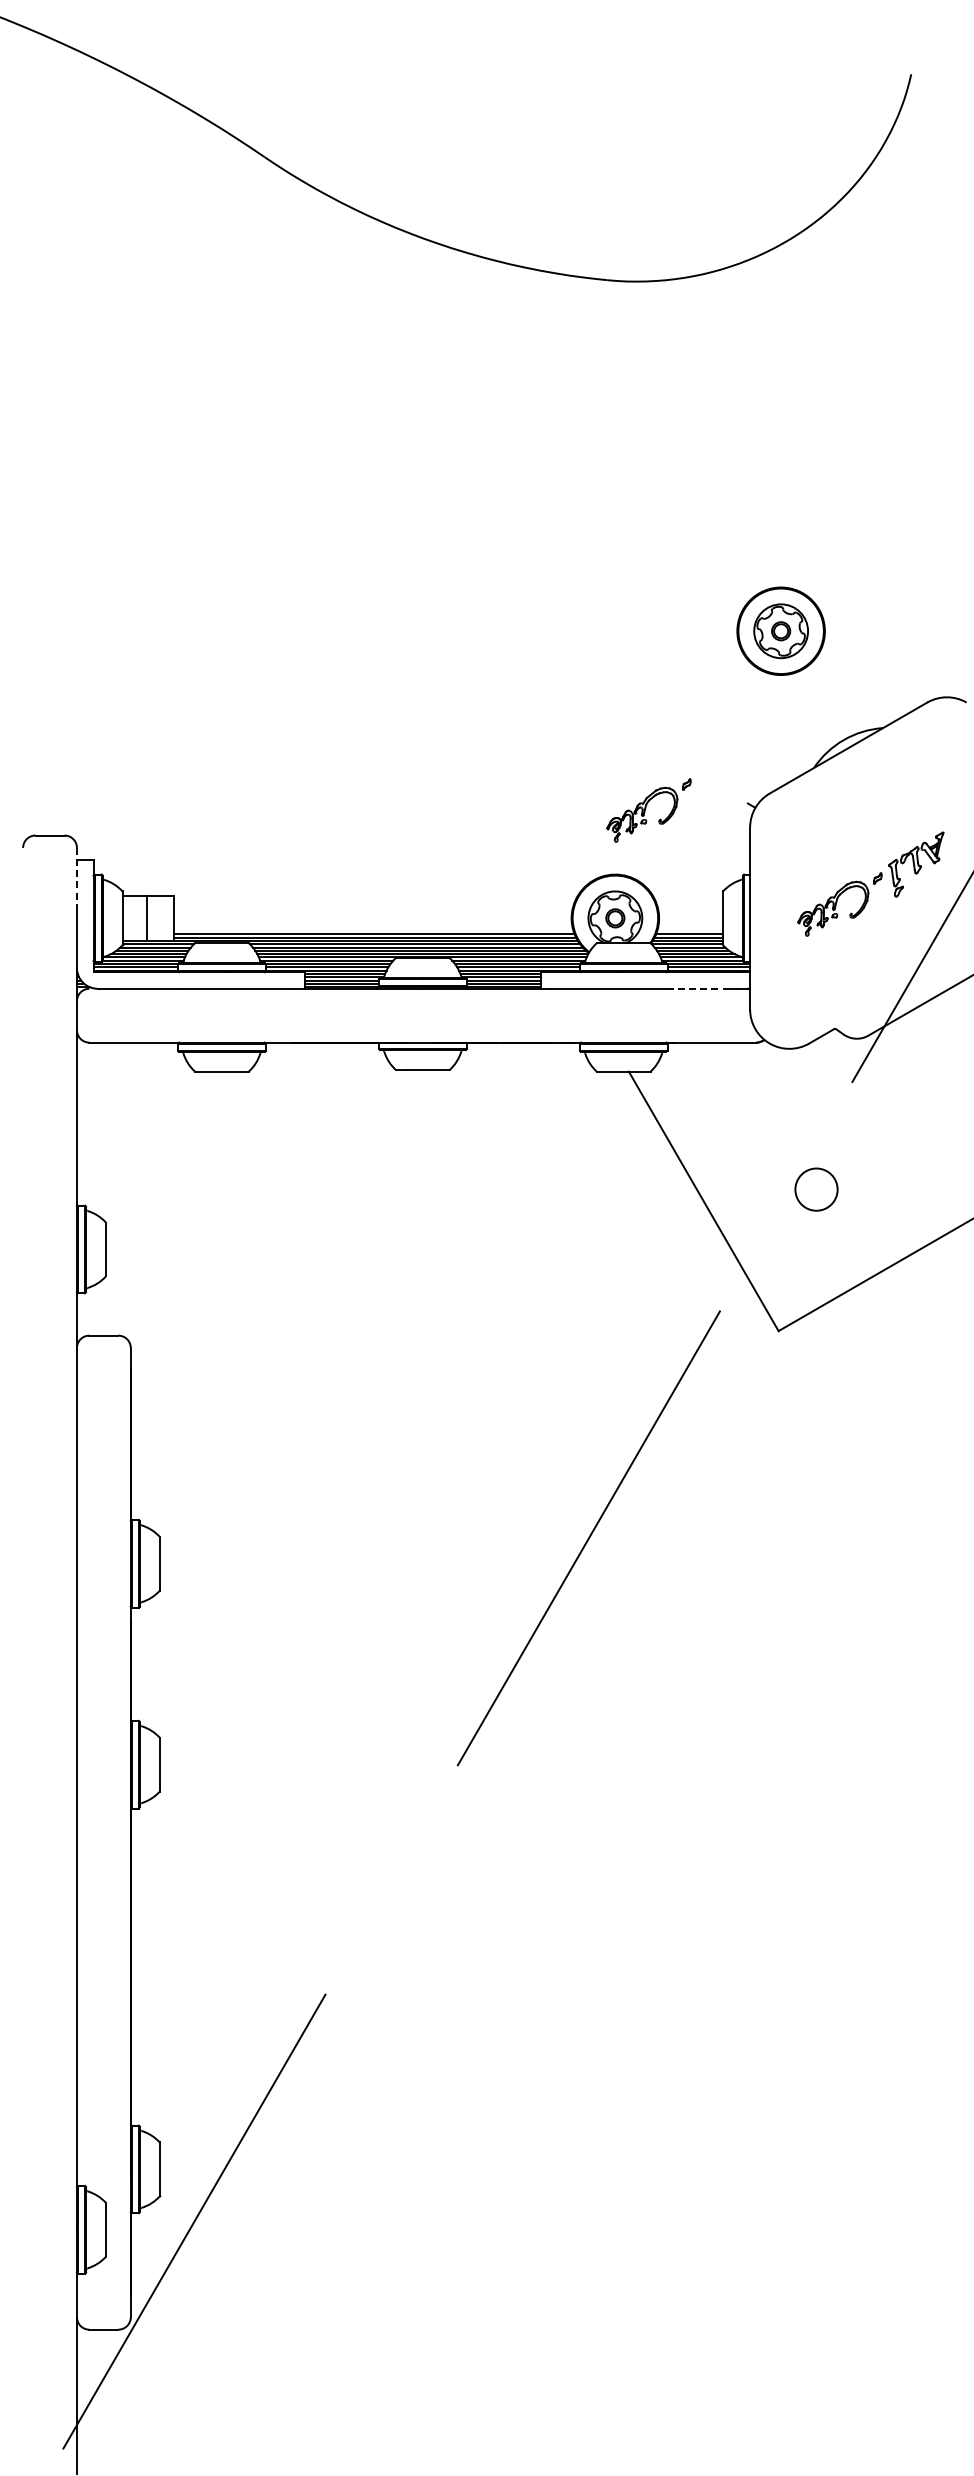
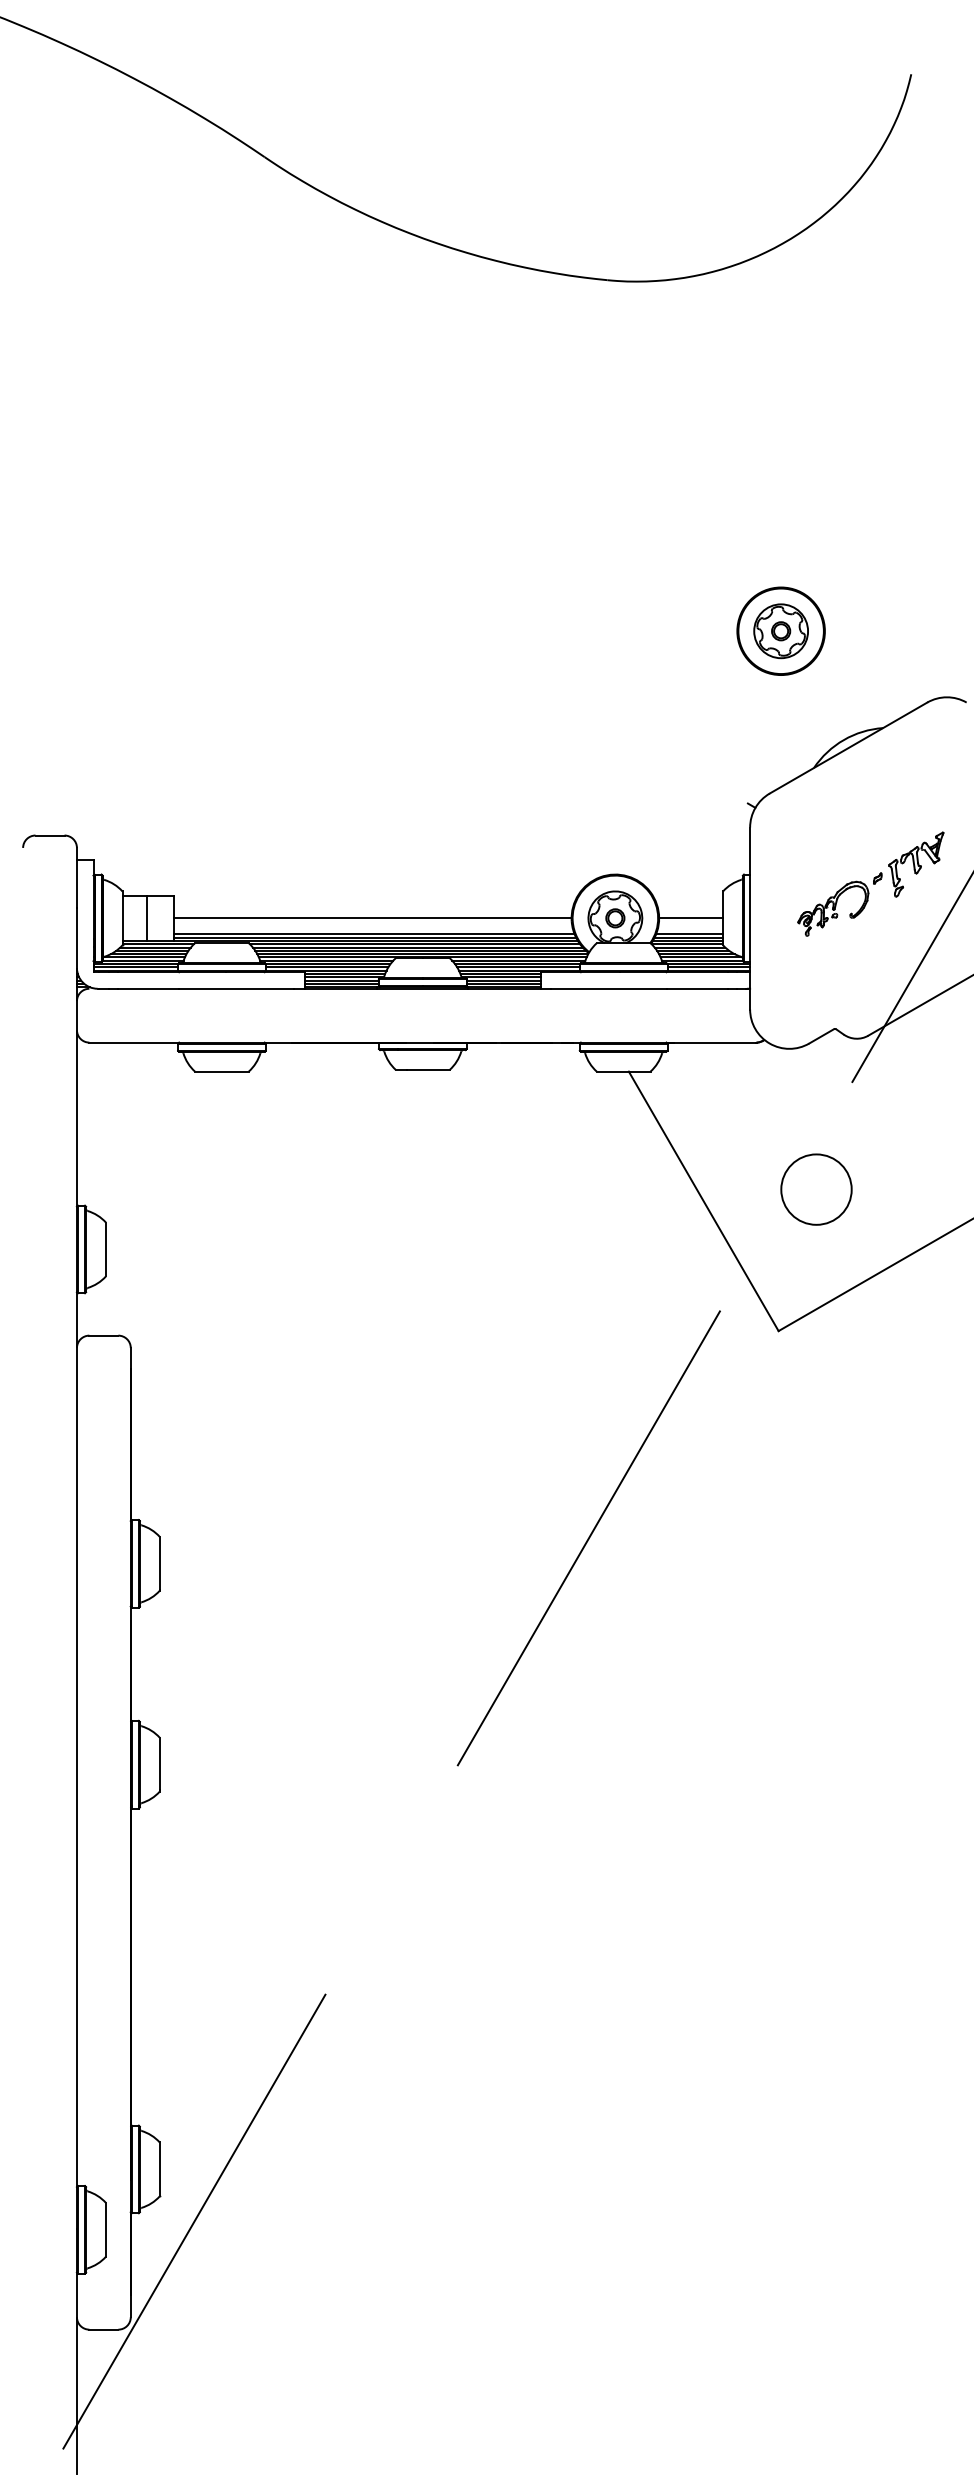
part: present -> none (648, 810)
line: dashed -> solid (76, 878)
line: none -> present (372, 918)
line: none -> present (691, 918)
line: dashed -> solid (697, 988)
circle diameter: 42 px -> 70 px (816, 1189)
